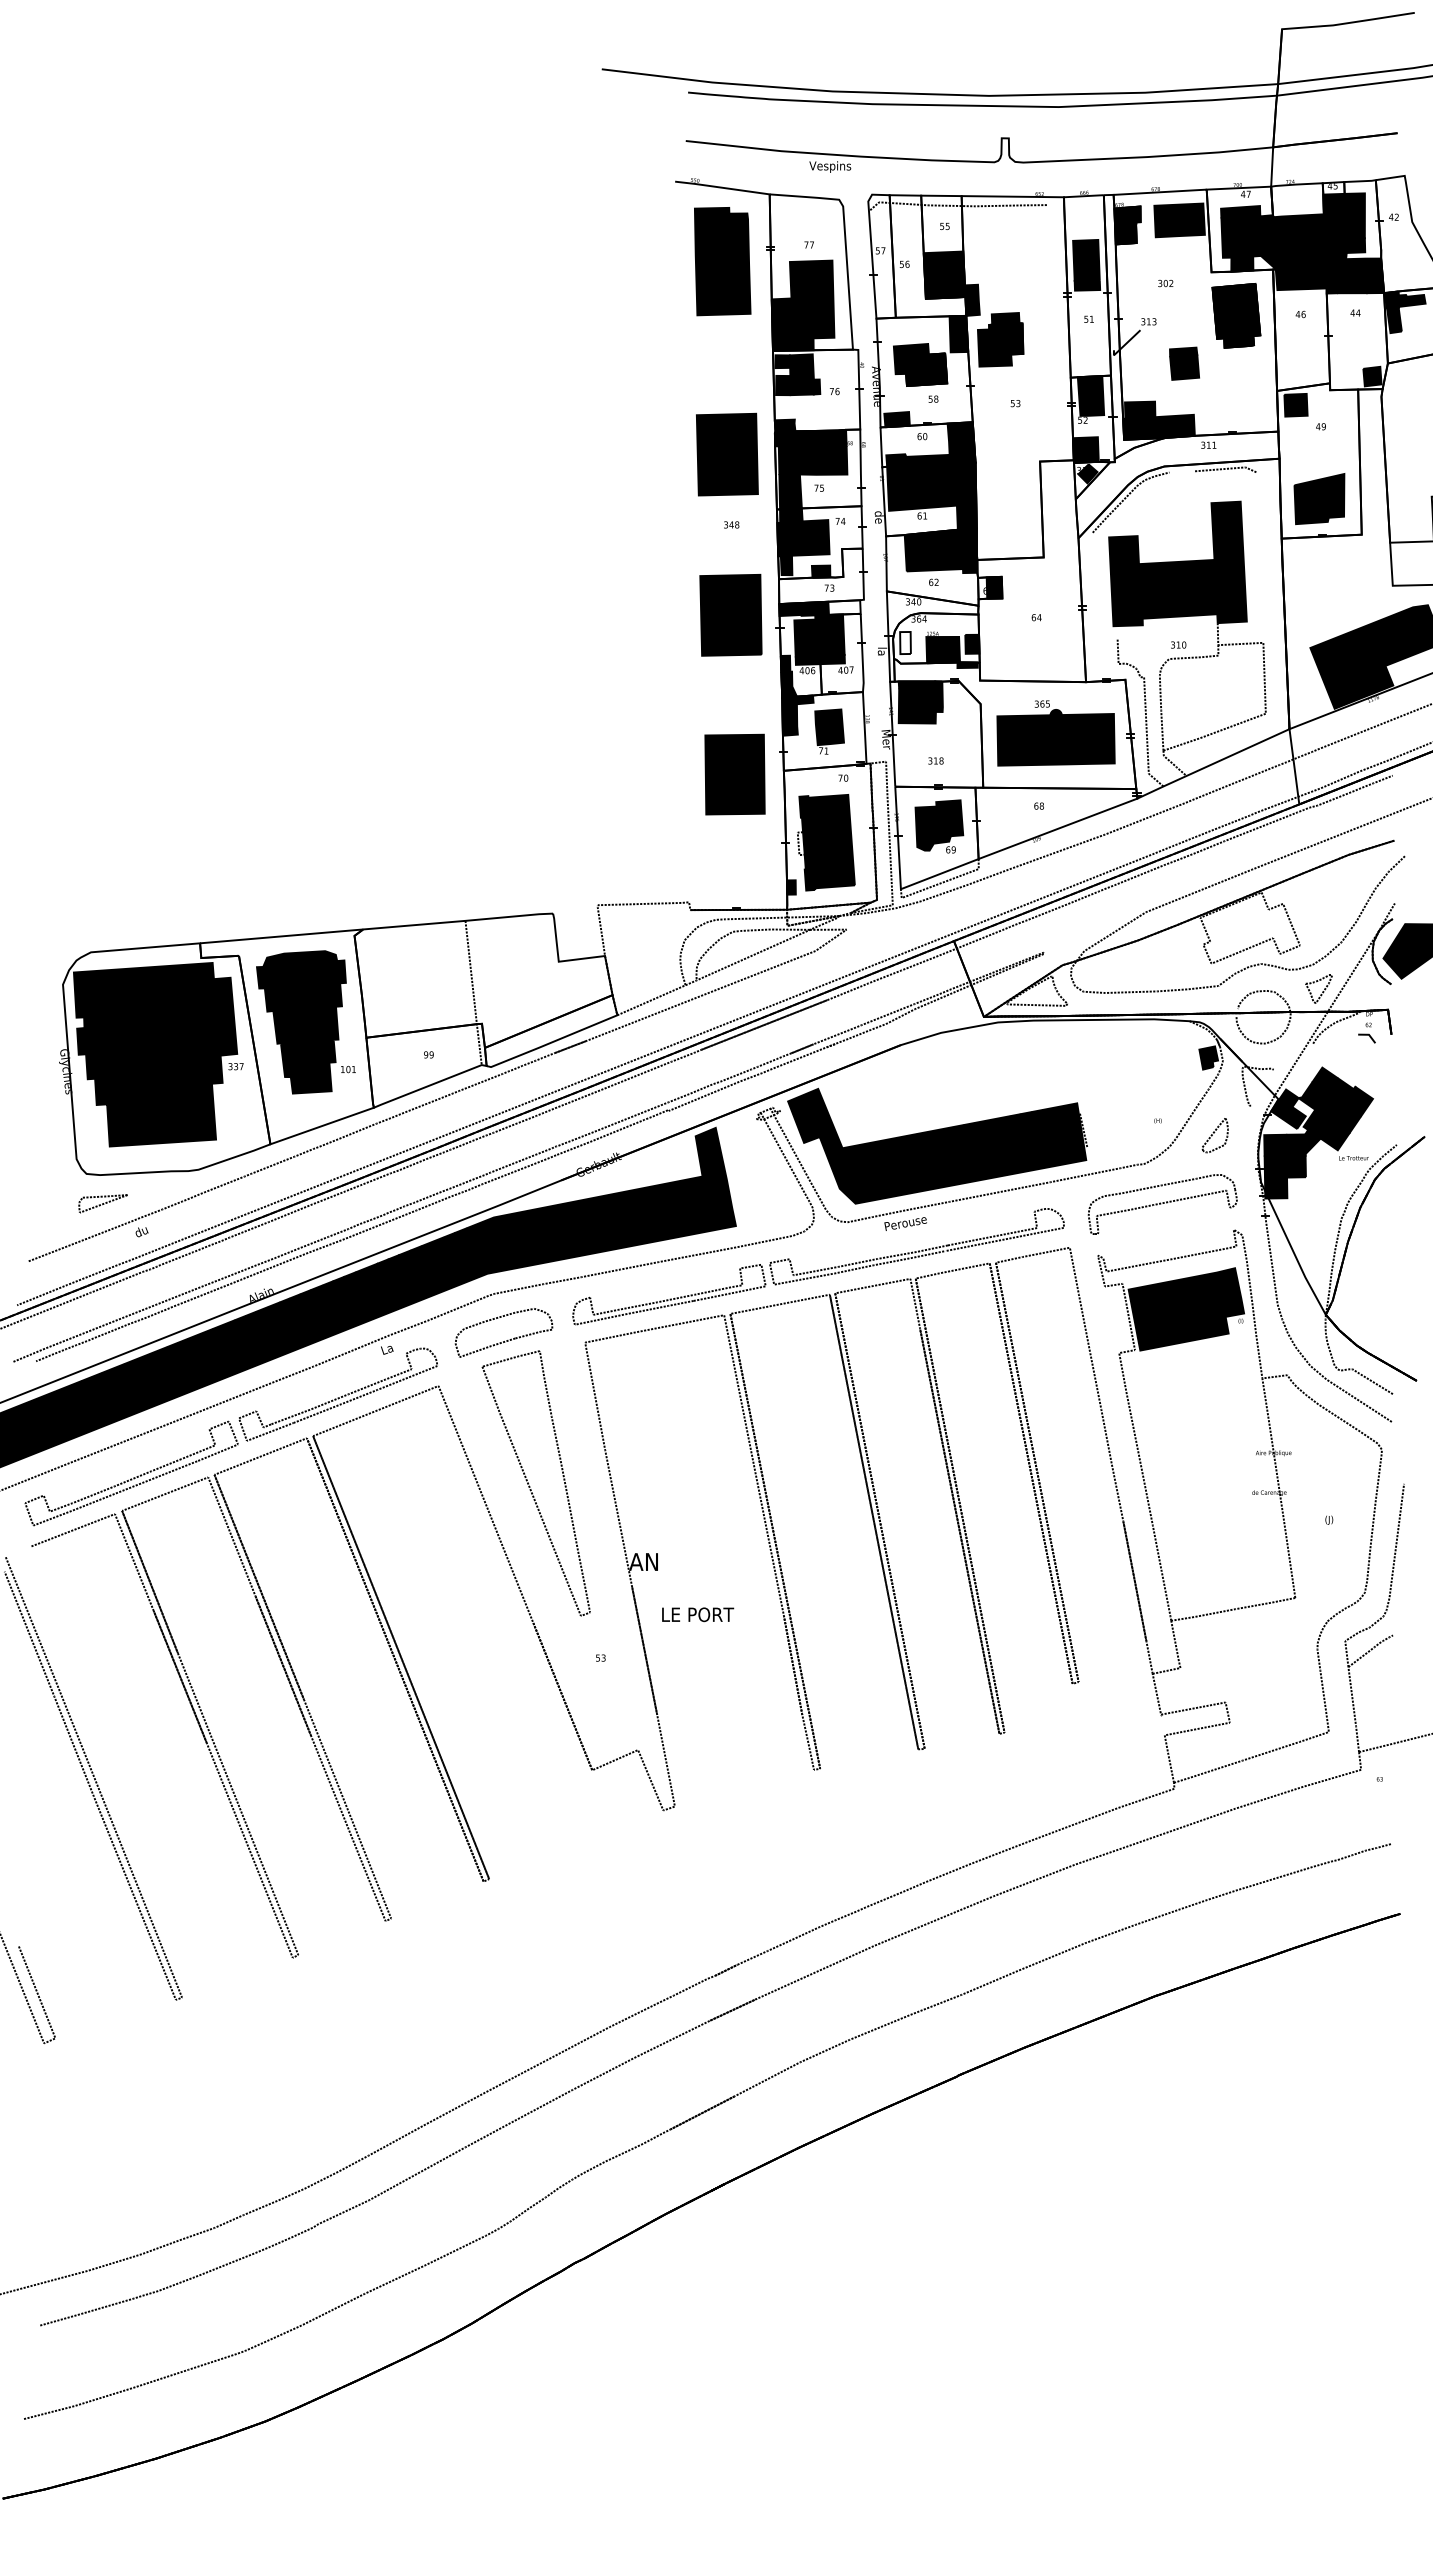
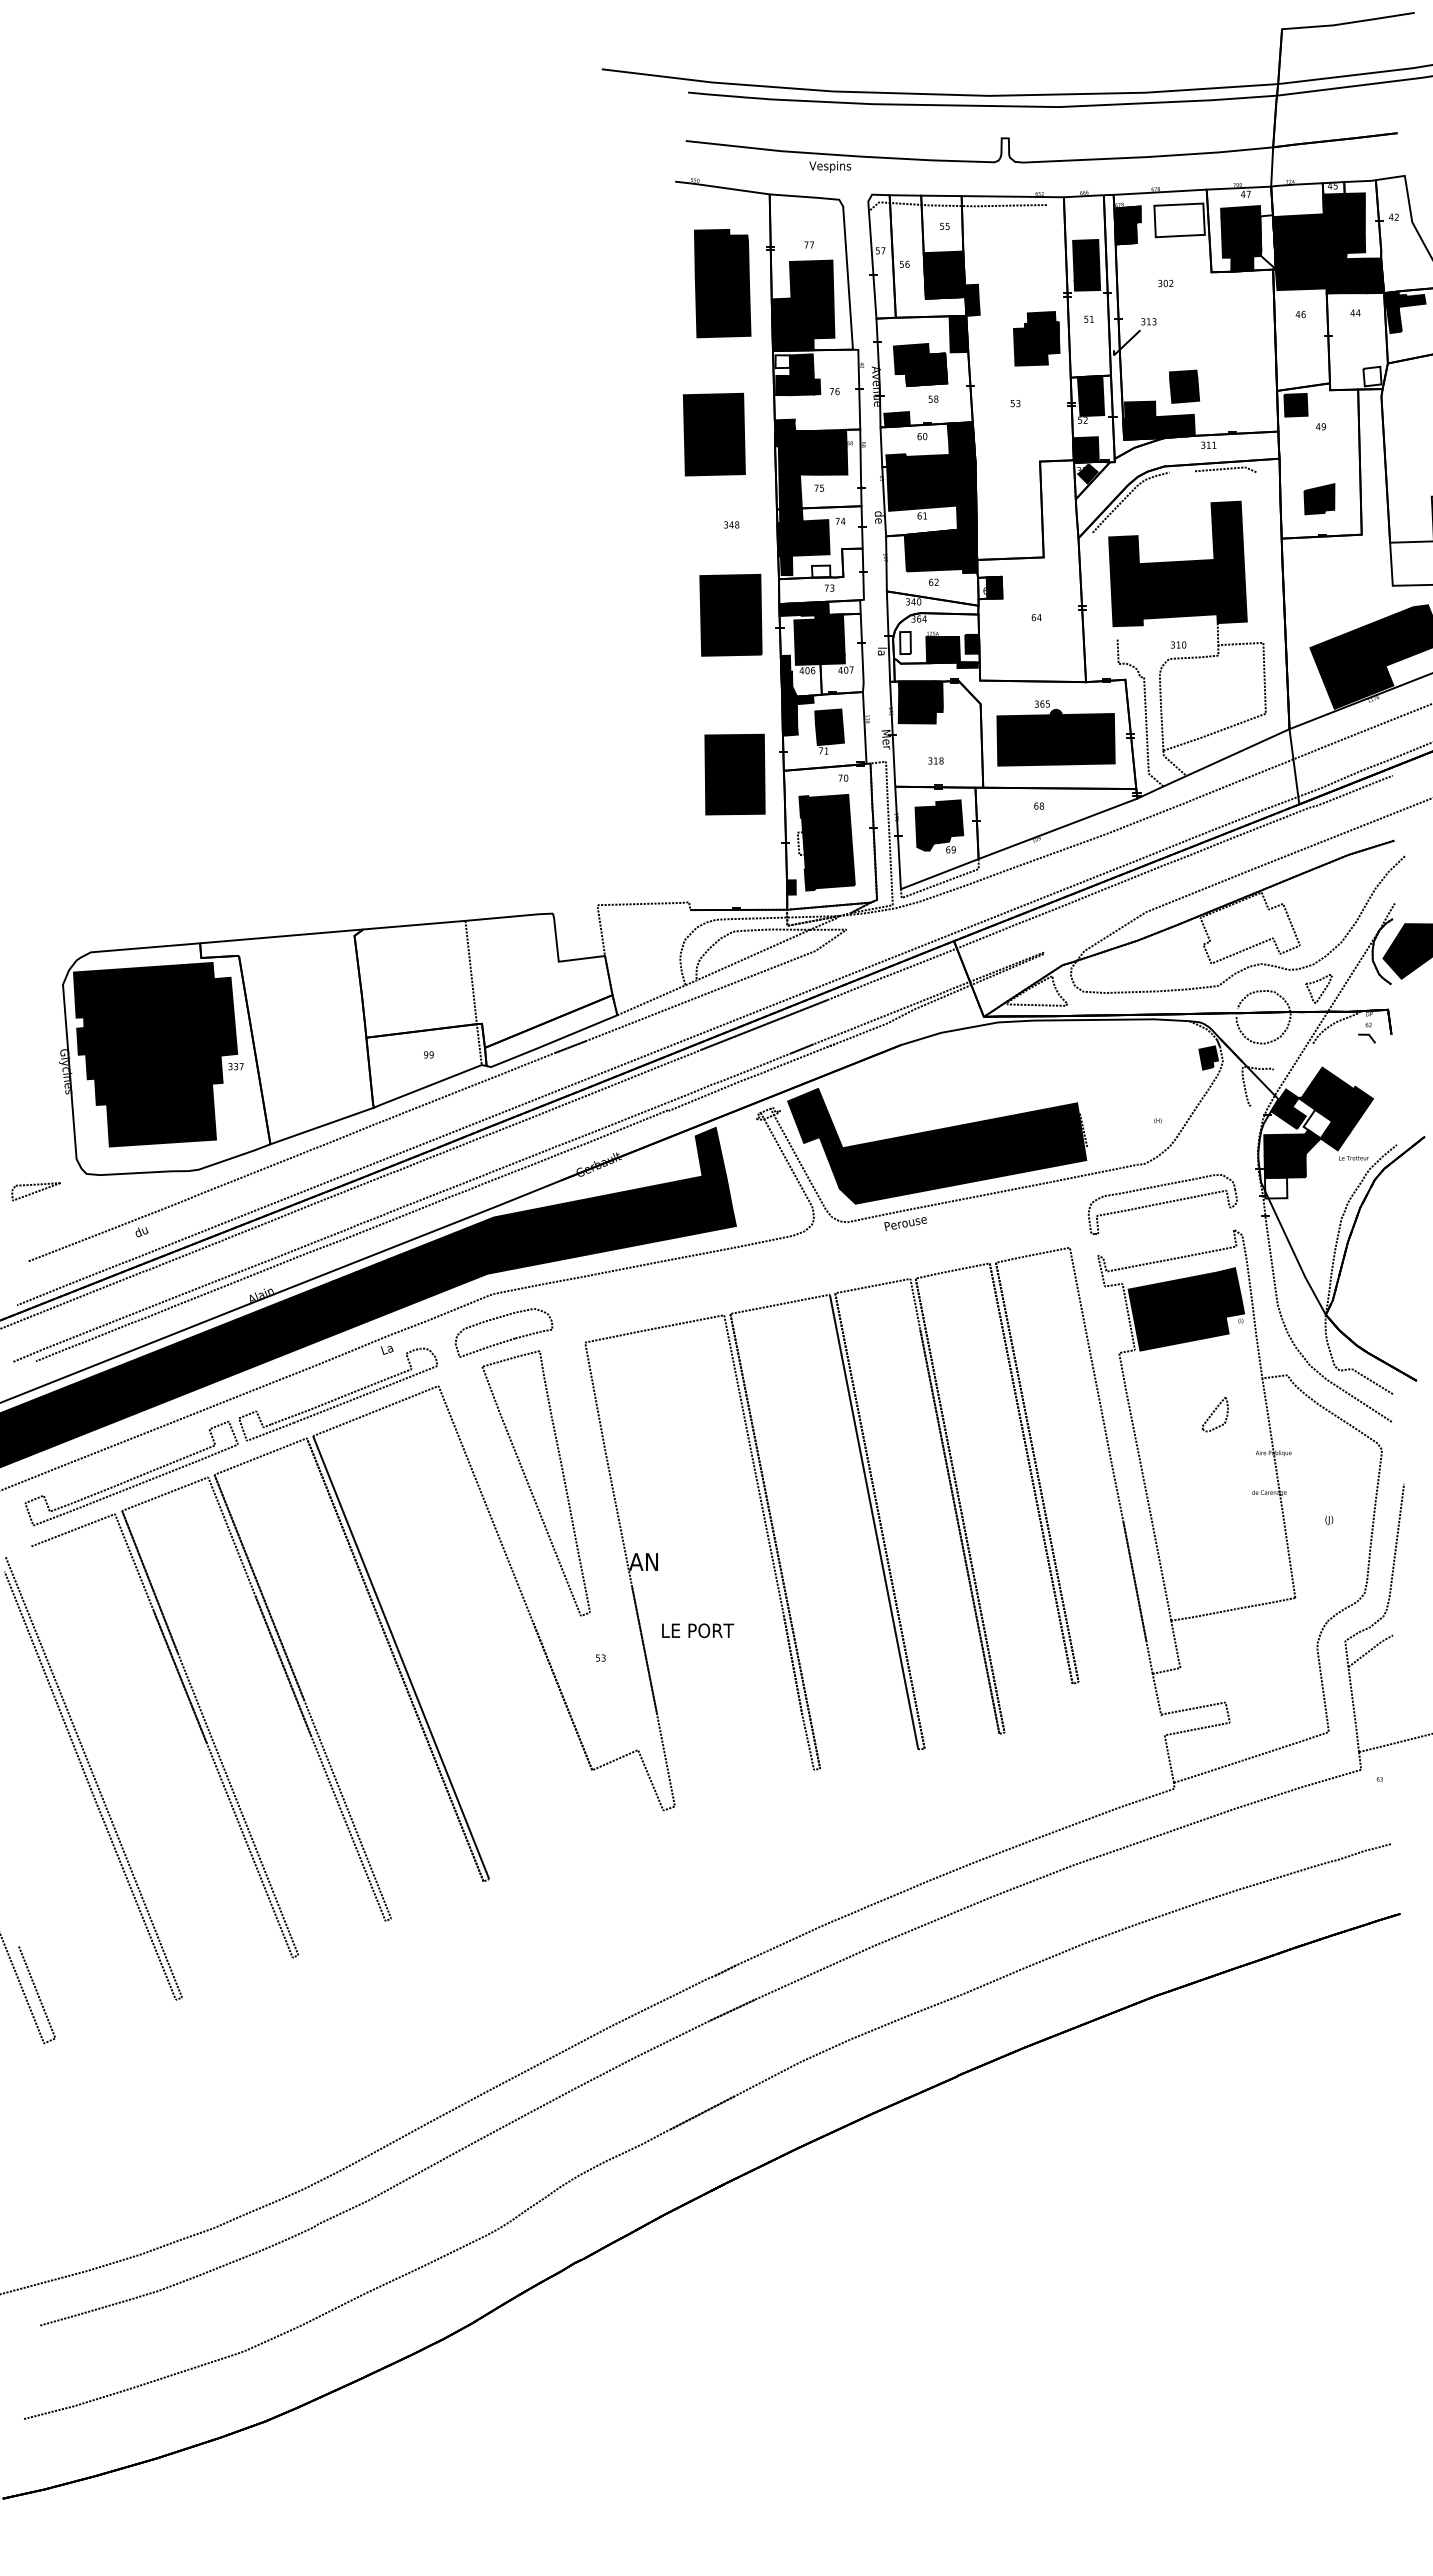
fill: present -> none (1179, 220)
fill: present -> none (1267, 242)
part position: (722, 261) -> (722, 283) (722, 283)
part: present -> none (1236, 315)
part position: (1000, 339) -> (1036, 338) (1036, 338)
fill: present -> none (782, 361)
part position: (1184, 363) -> (1184, 386) (1184, 386)
fill: present -> none (1372, 376)
part position: (727, 454) -> (714, 434) (714, 434)
part size: 53x53 px -> 33x33 px (1319, 499)
fill: present -> none (820, 571)
part: present -> none (305, 1022)
fill: present -> none (1317, 1123)
part position: (1214, 1135) -> (1214, 1414) (1214, 1414)
fill: present -> none (1275, 1187)
part position: (102, 1203) -> (35, 1191) (35, 1191)
part: present -> none (818, 1266)
text position: (698, 1614) -> (698, 1630) (698, 1630)
